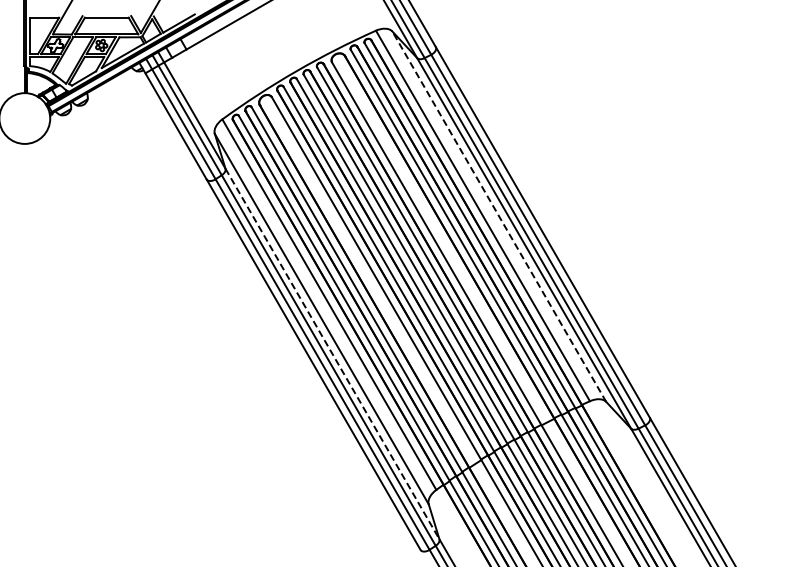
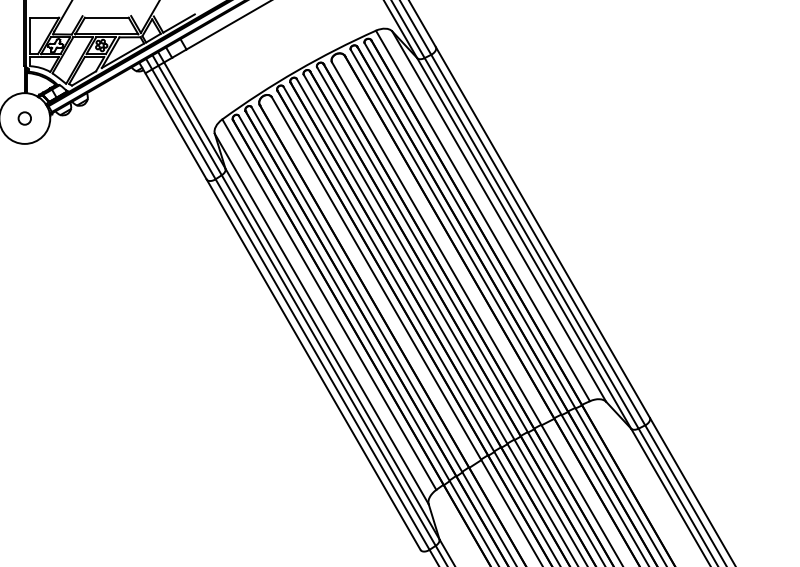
circle: none -> present (24, 118)
line: dashed -> solid (499, 216)
line: dashed -> solid (332, 354)
